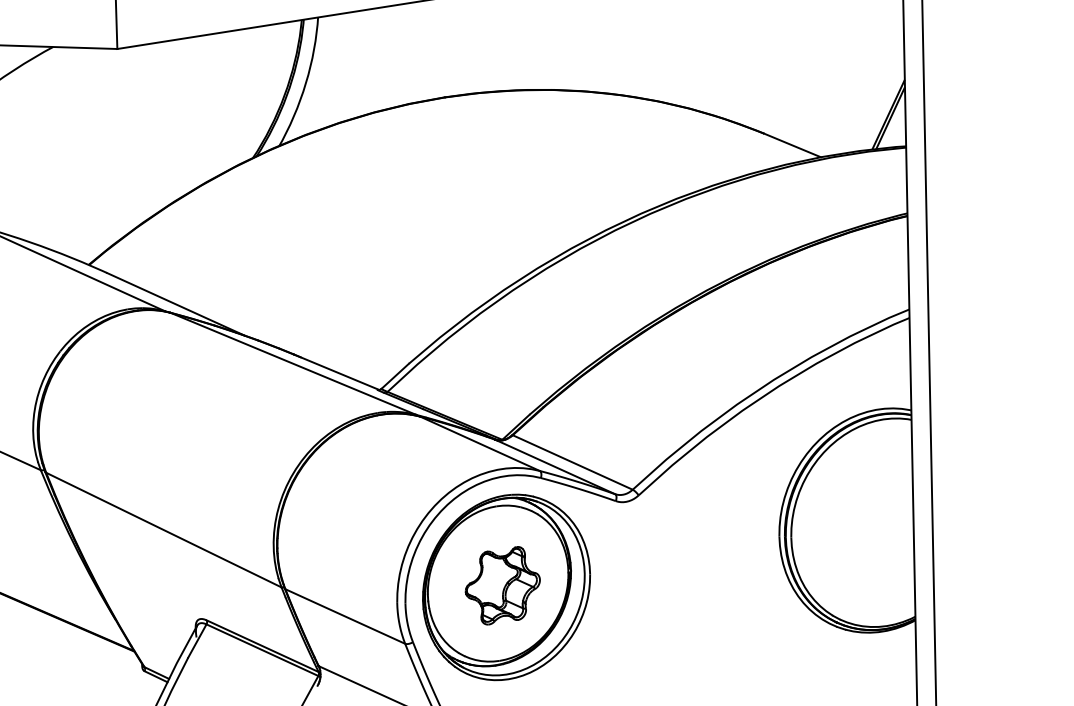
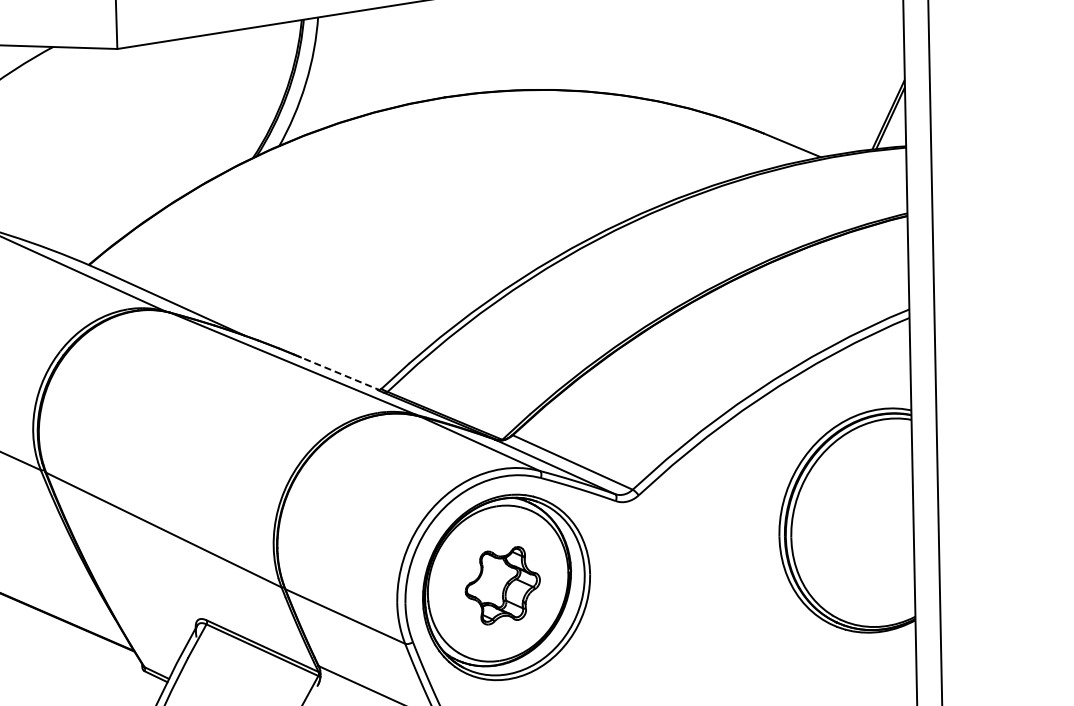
line position: (929, 352) -> (935, 352) (935, 352)
line: solid -> dashed (337, 372)
